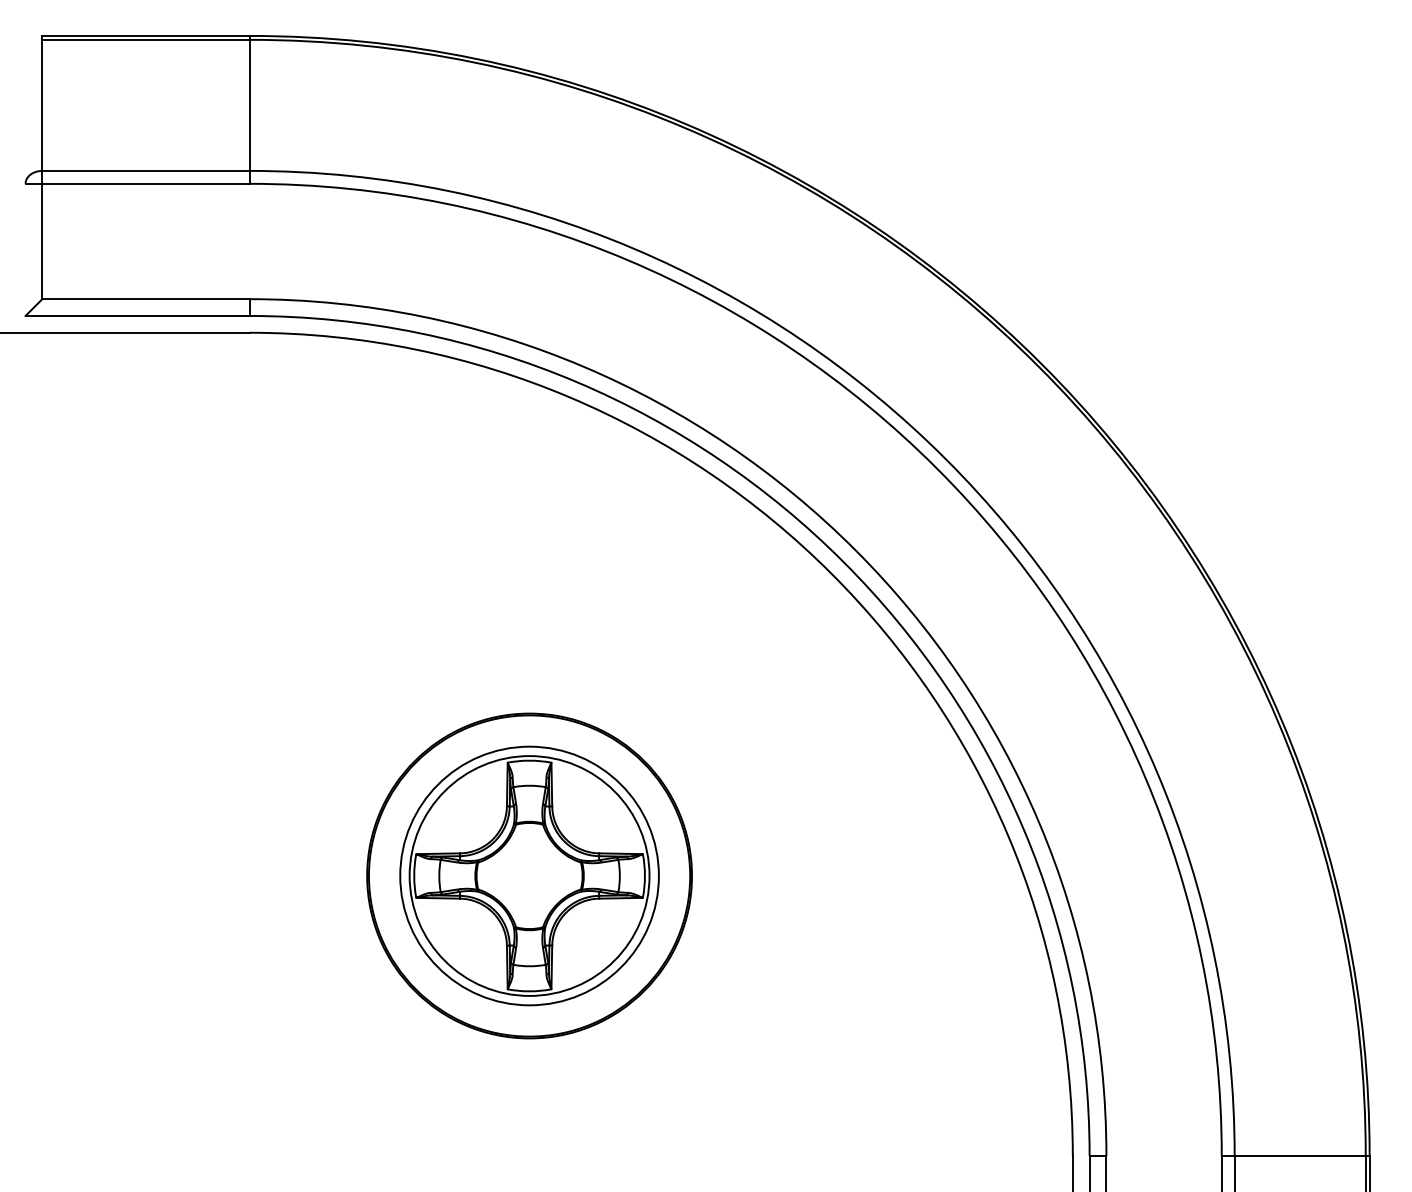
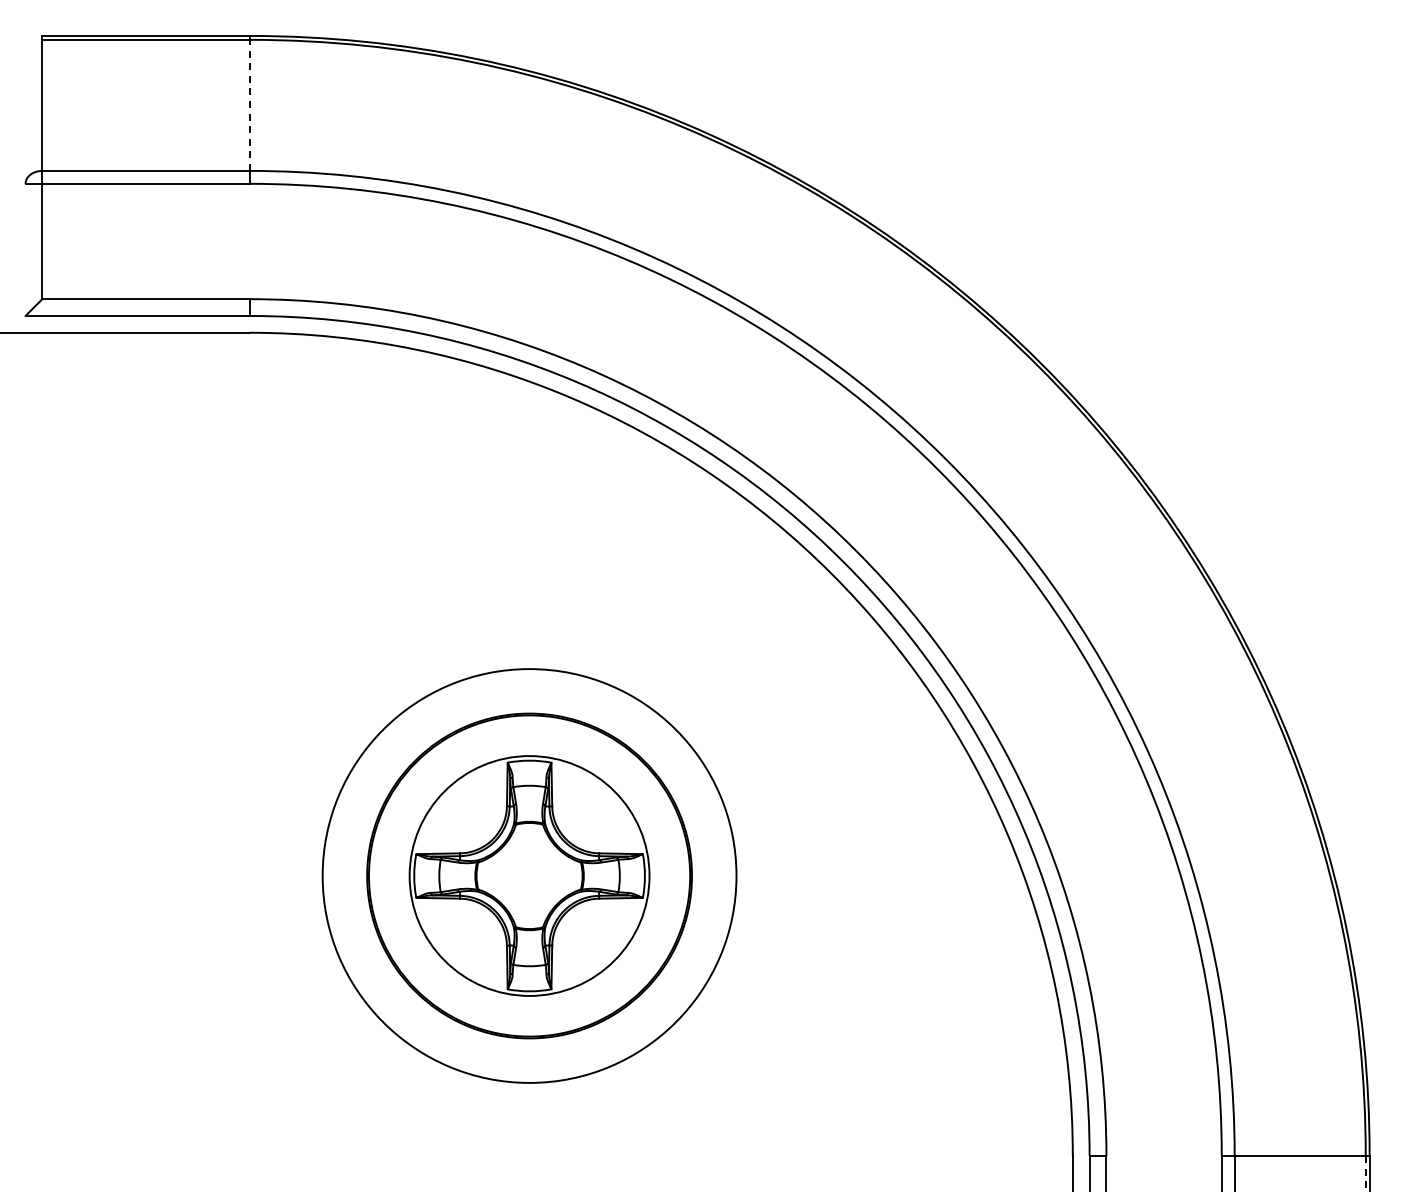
line: solid -> dashed (249, 105)
circle diameter: 259 px -> 414 px (529, 875)
line: solid -> dashed (1365, 1173)
